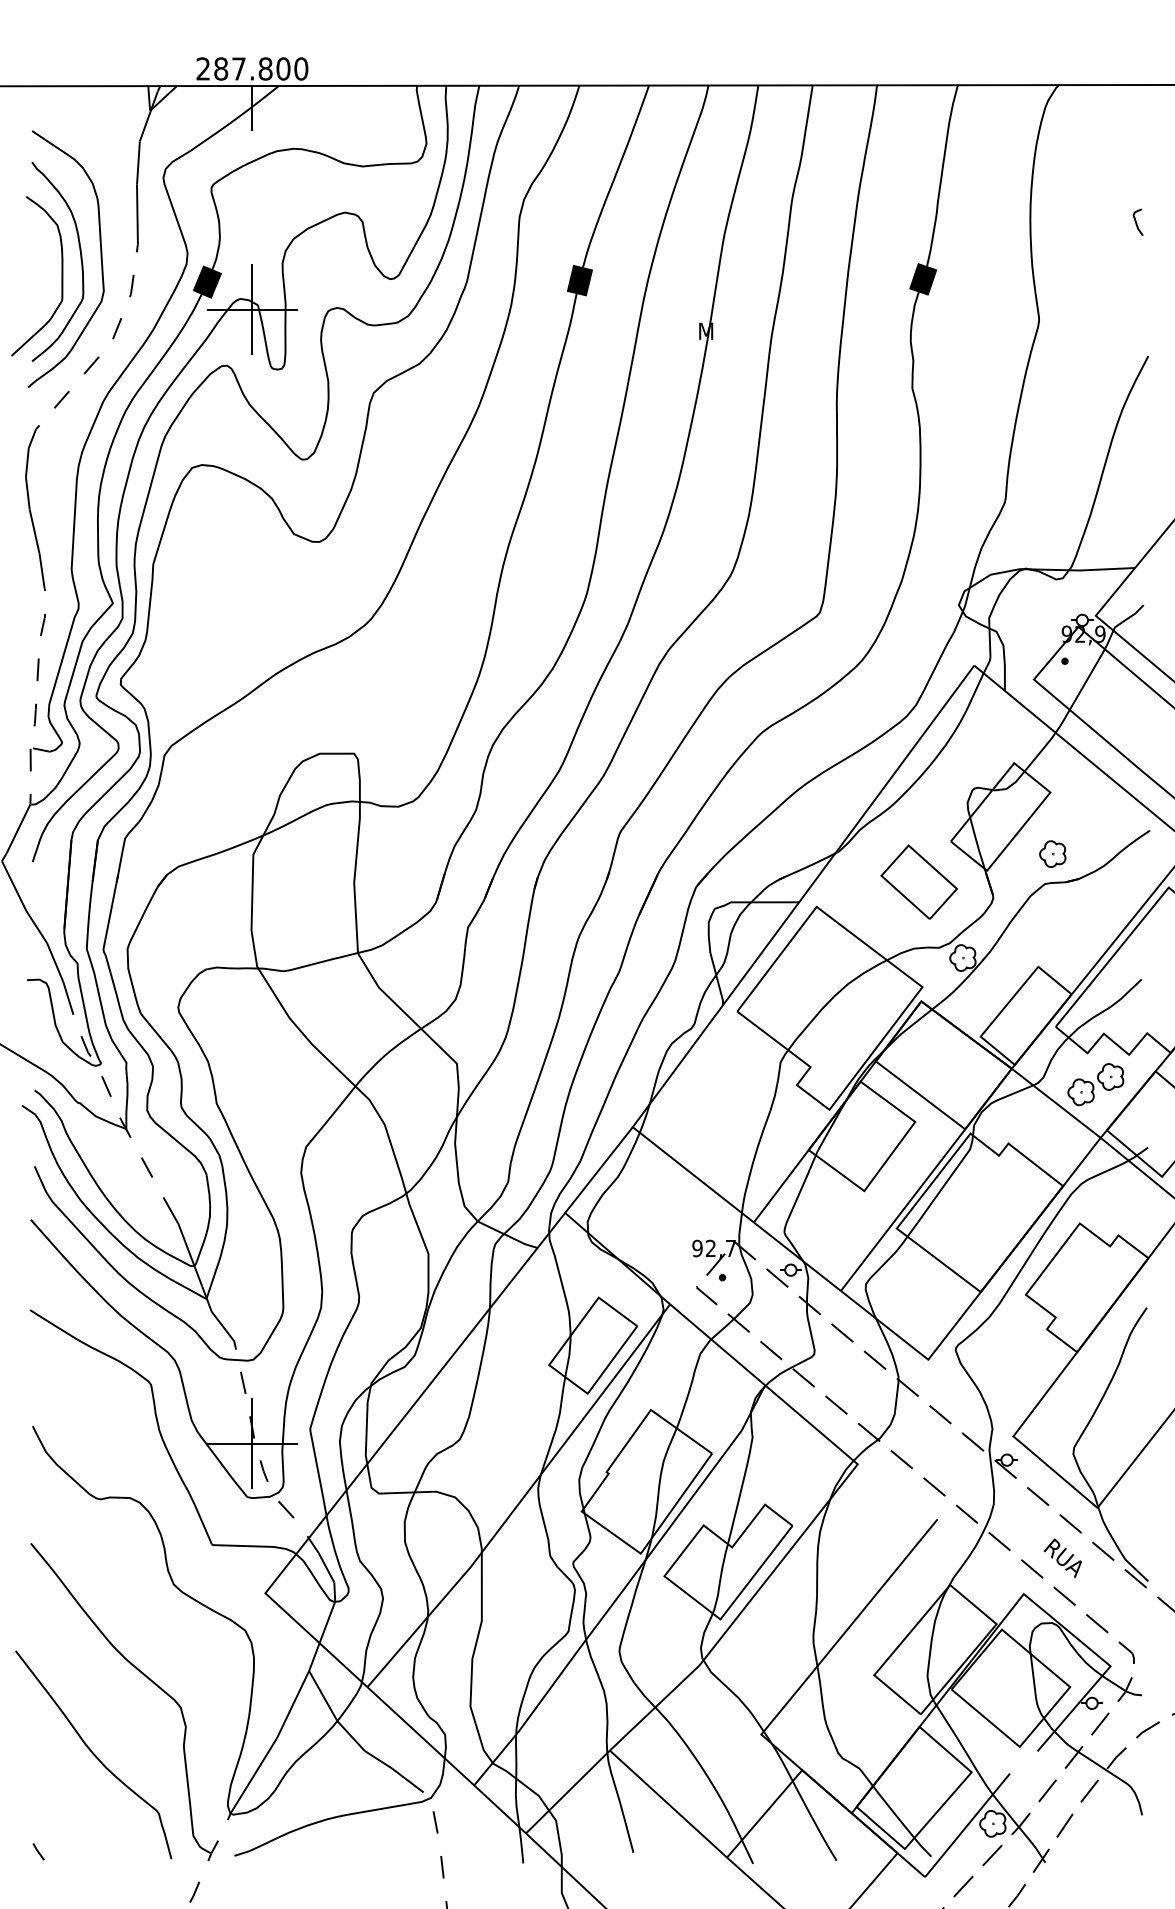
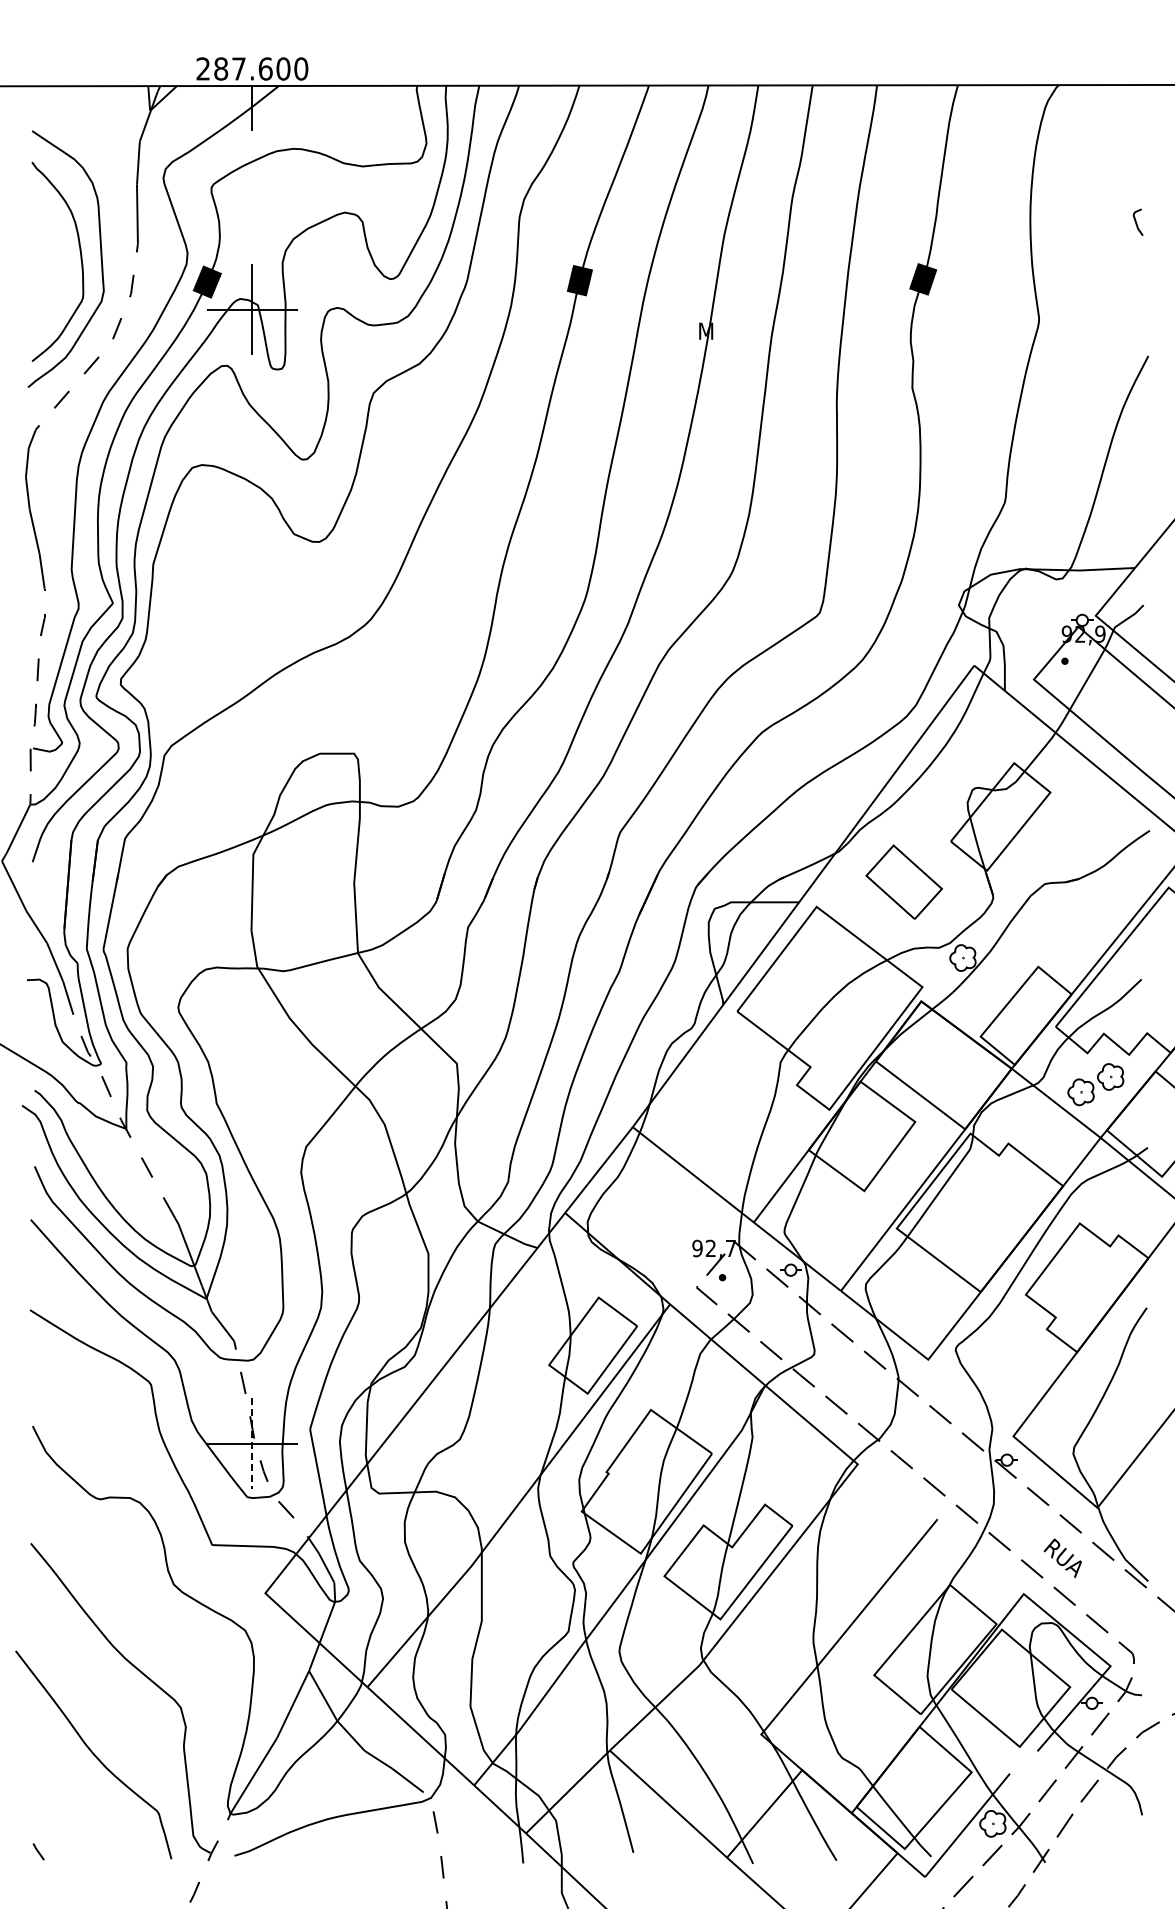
text: 287.800 -> 287.600 (265, 68)
curve: present -> none (61, 276)
part: present -> none (1052, 853)
part position: (918, 881) -> (903, 881) (903, 881)
line: solid -> dashed (252, 1444)
